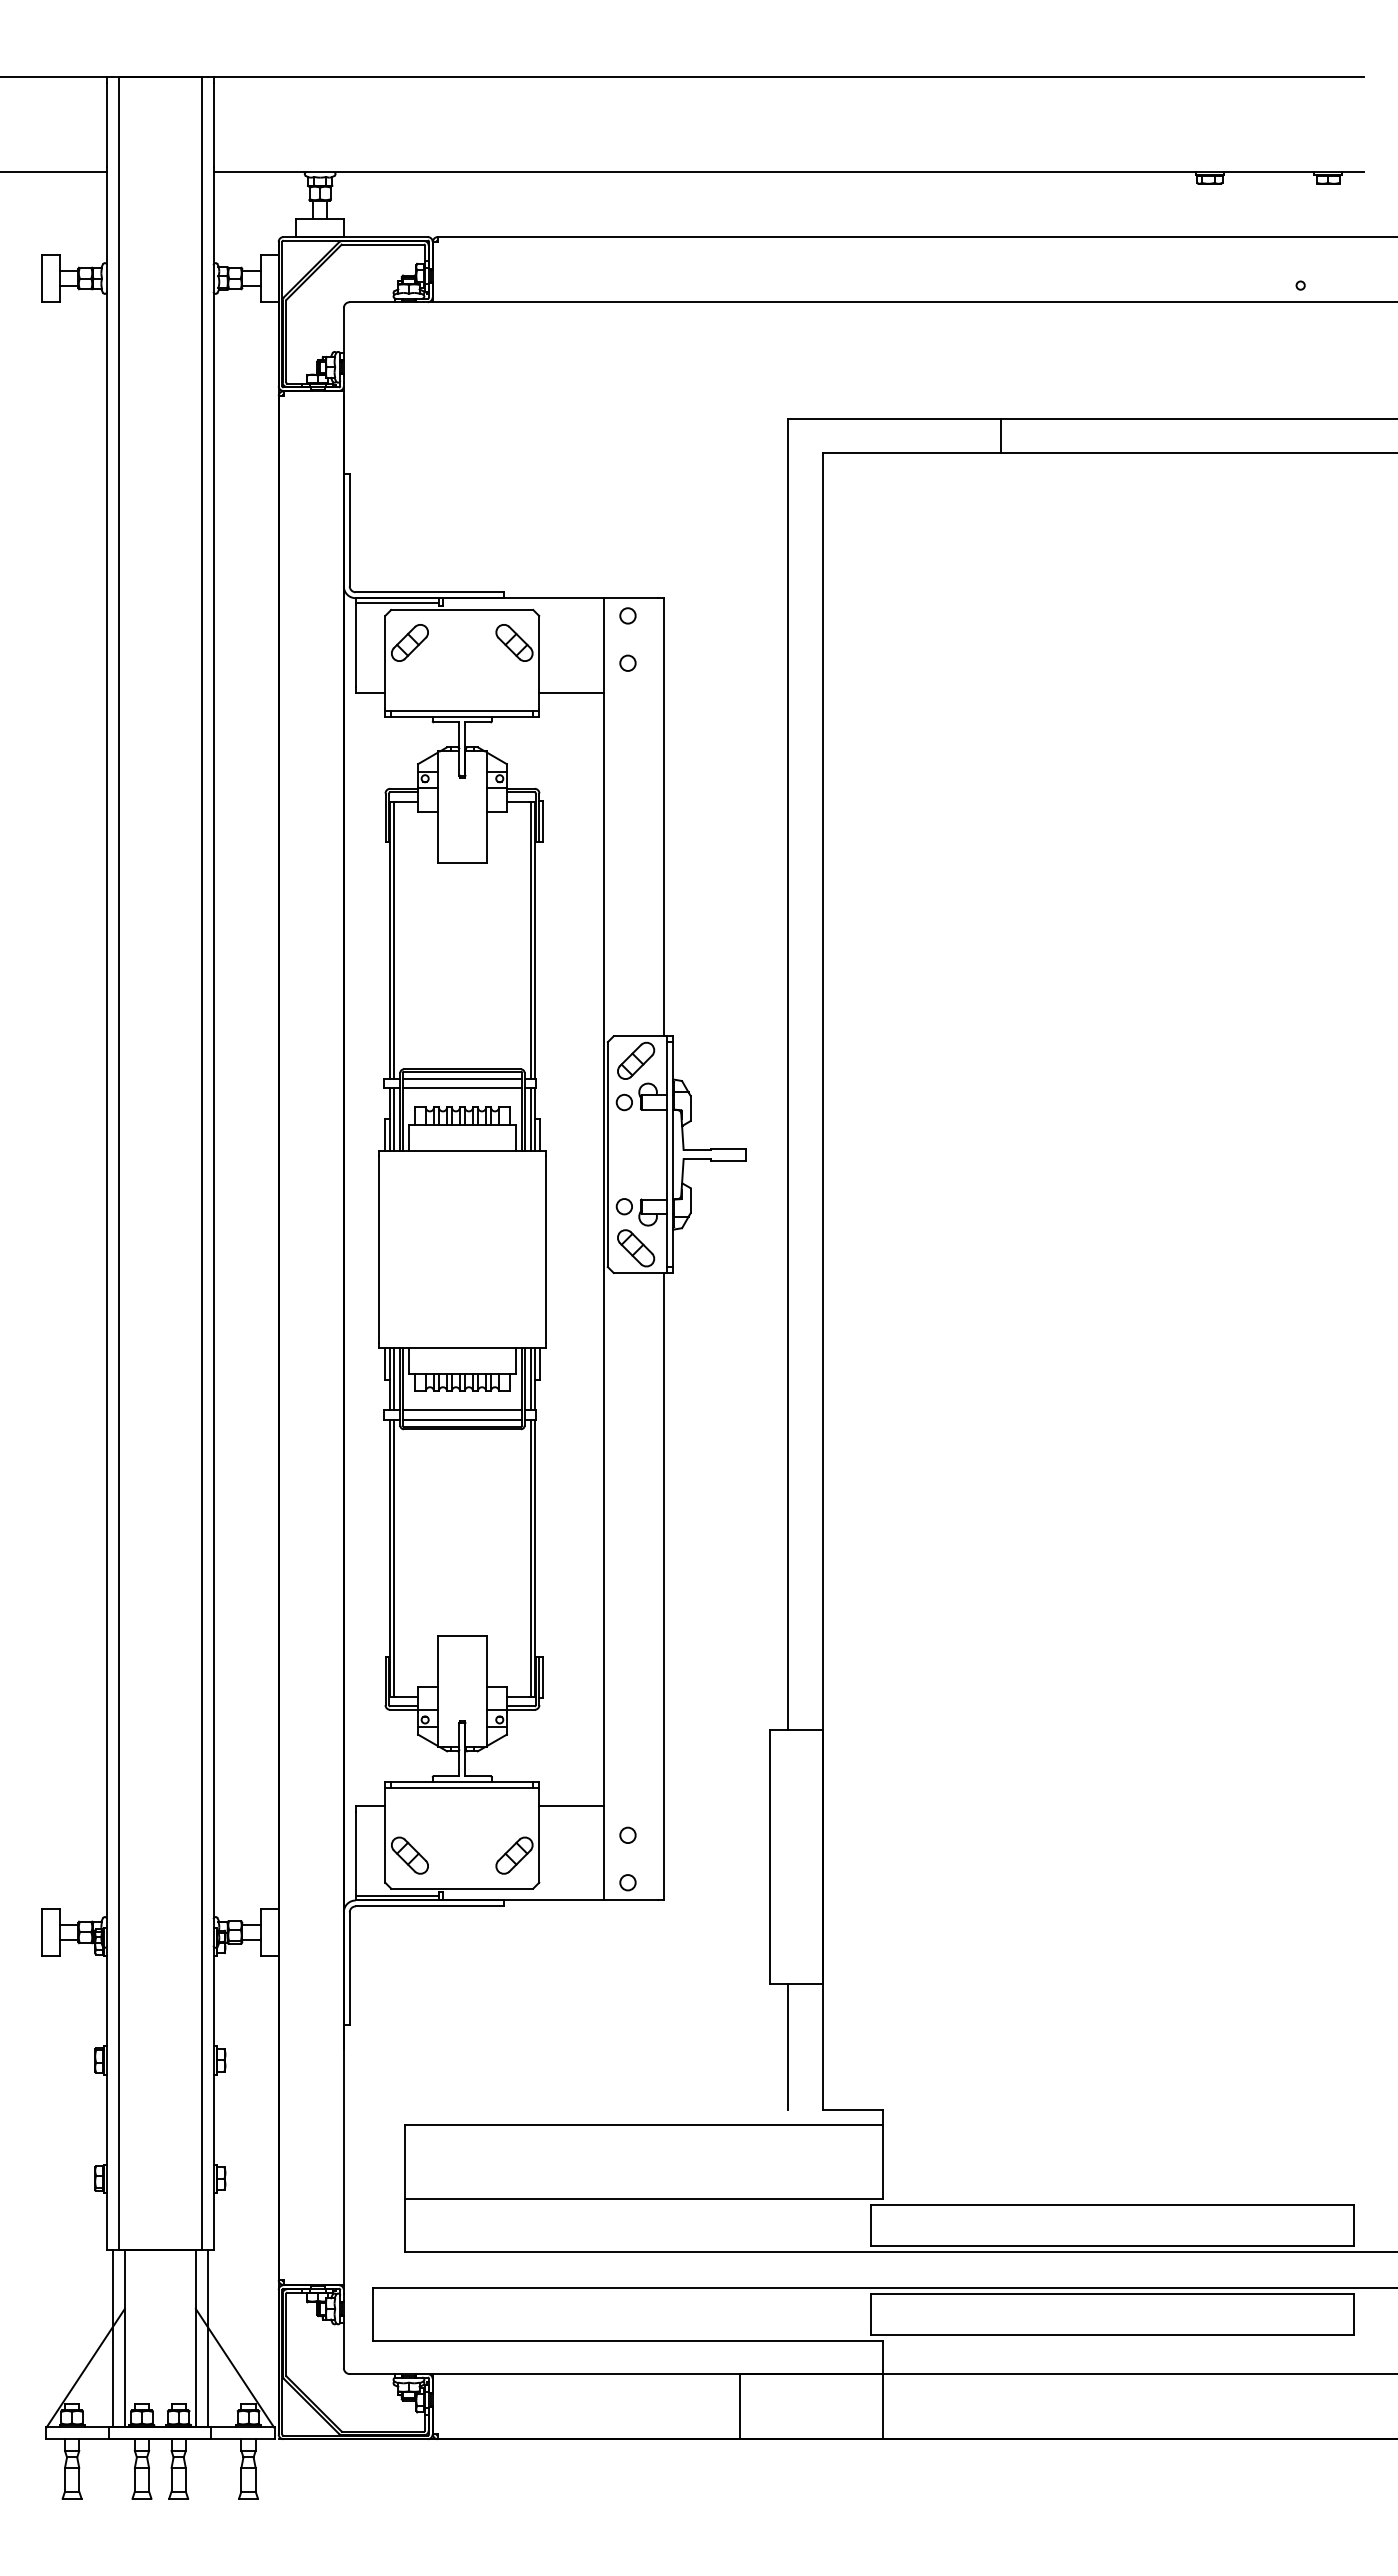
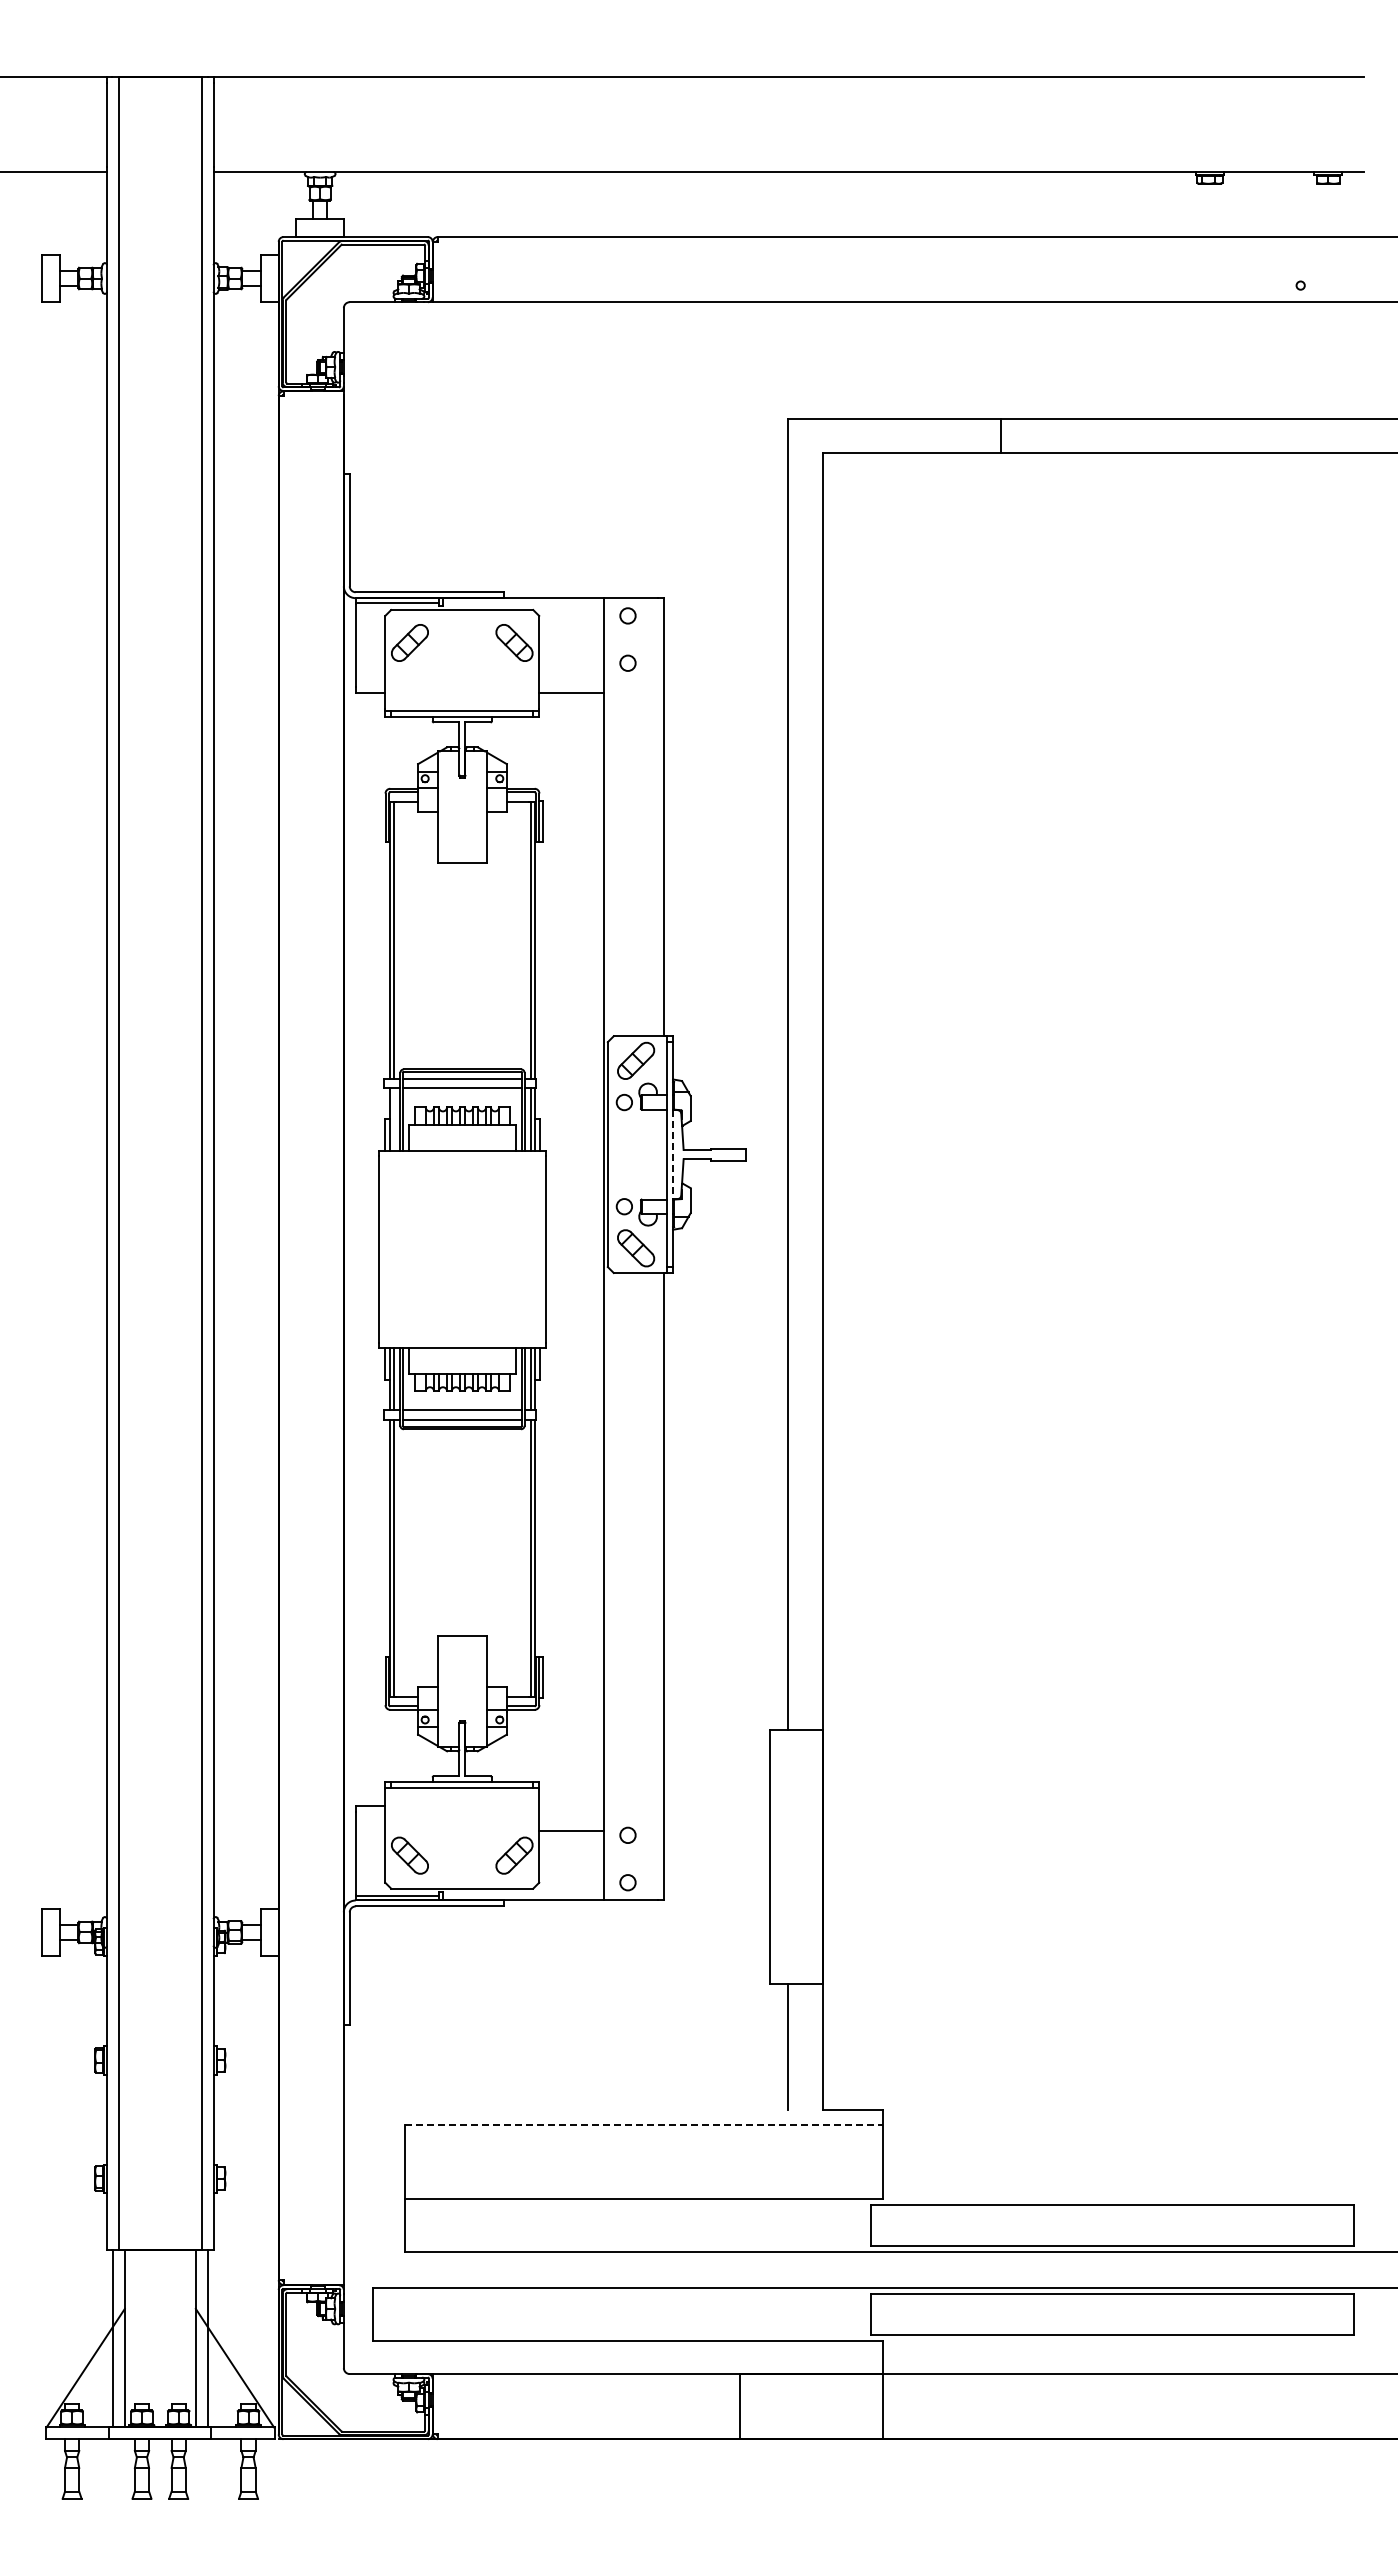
line: present -> none (394, 1119)
line: solid -> dashed (672, 1155)
line position: (571, 1805) -> (571, 1830) (571, 1830)
line: solid -> dashed (643, 2125)
